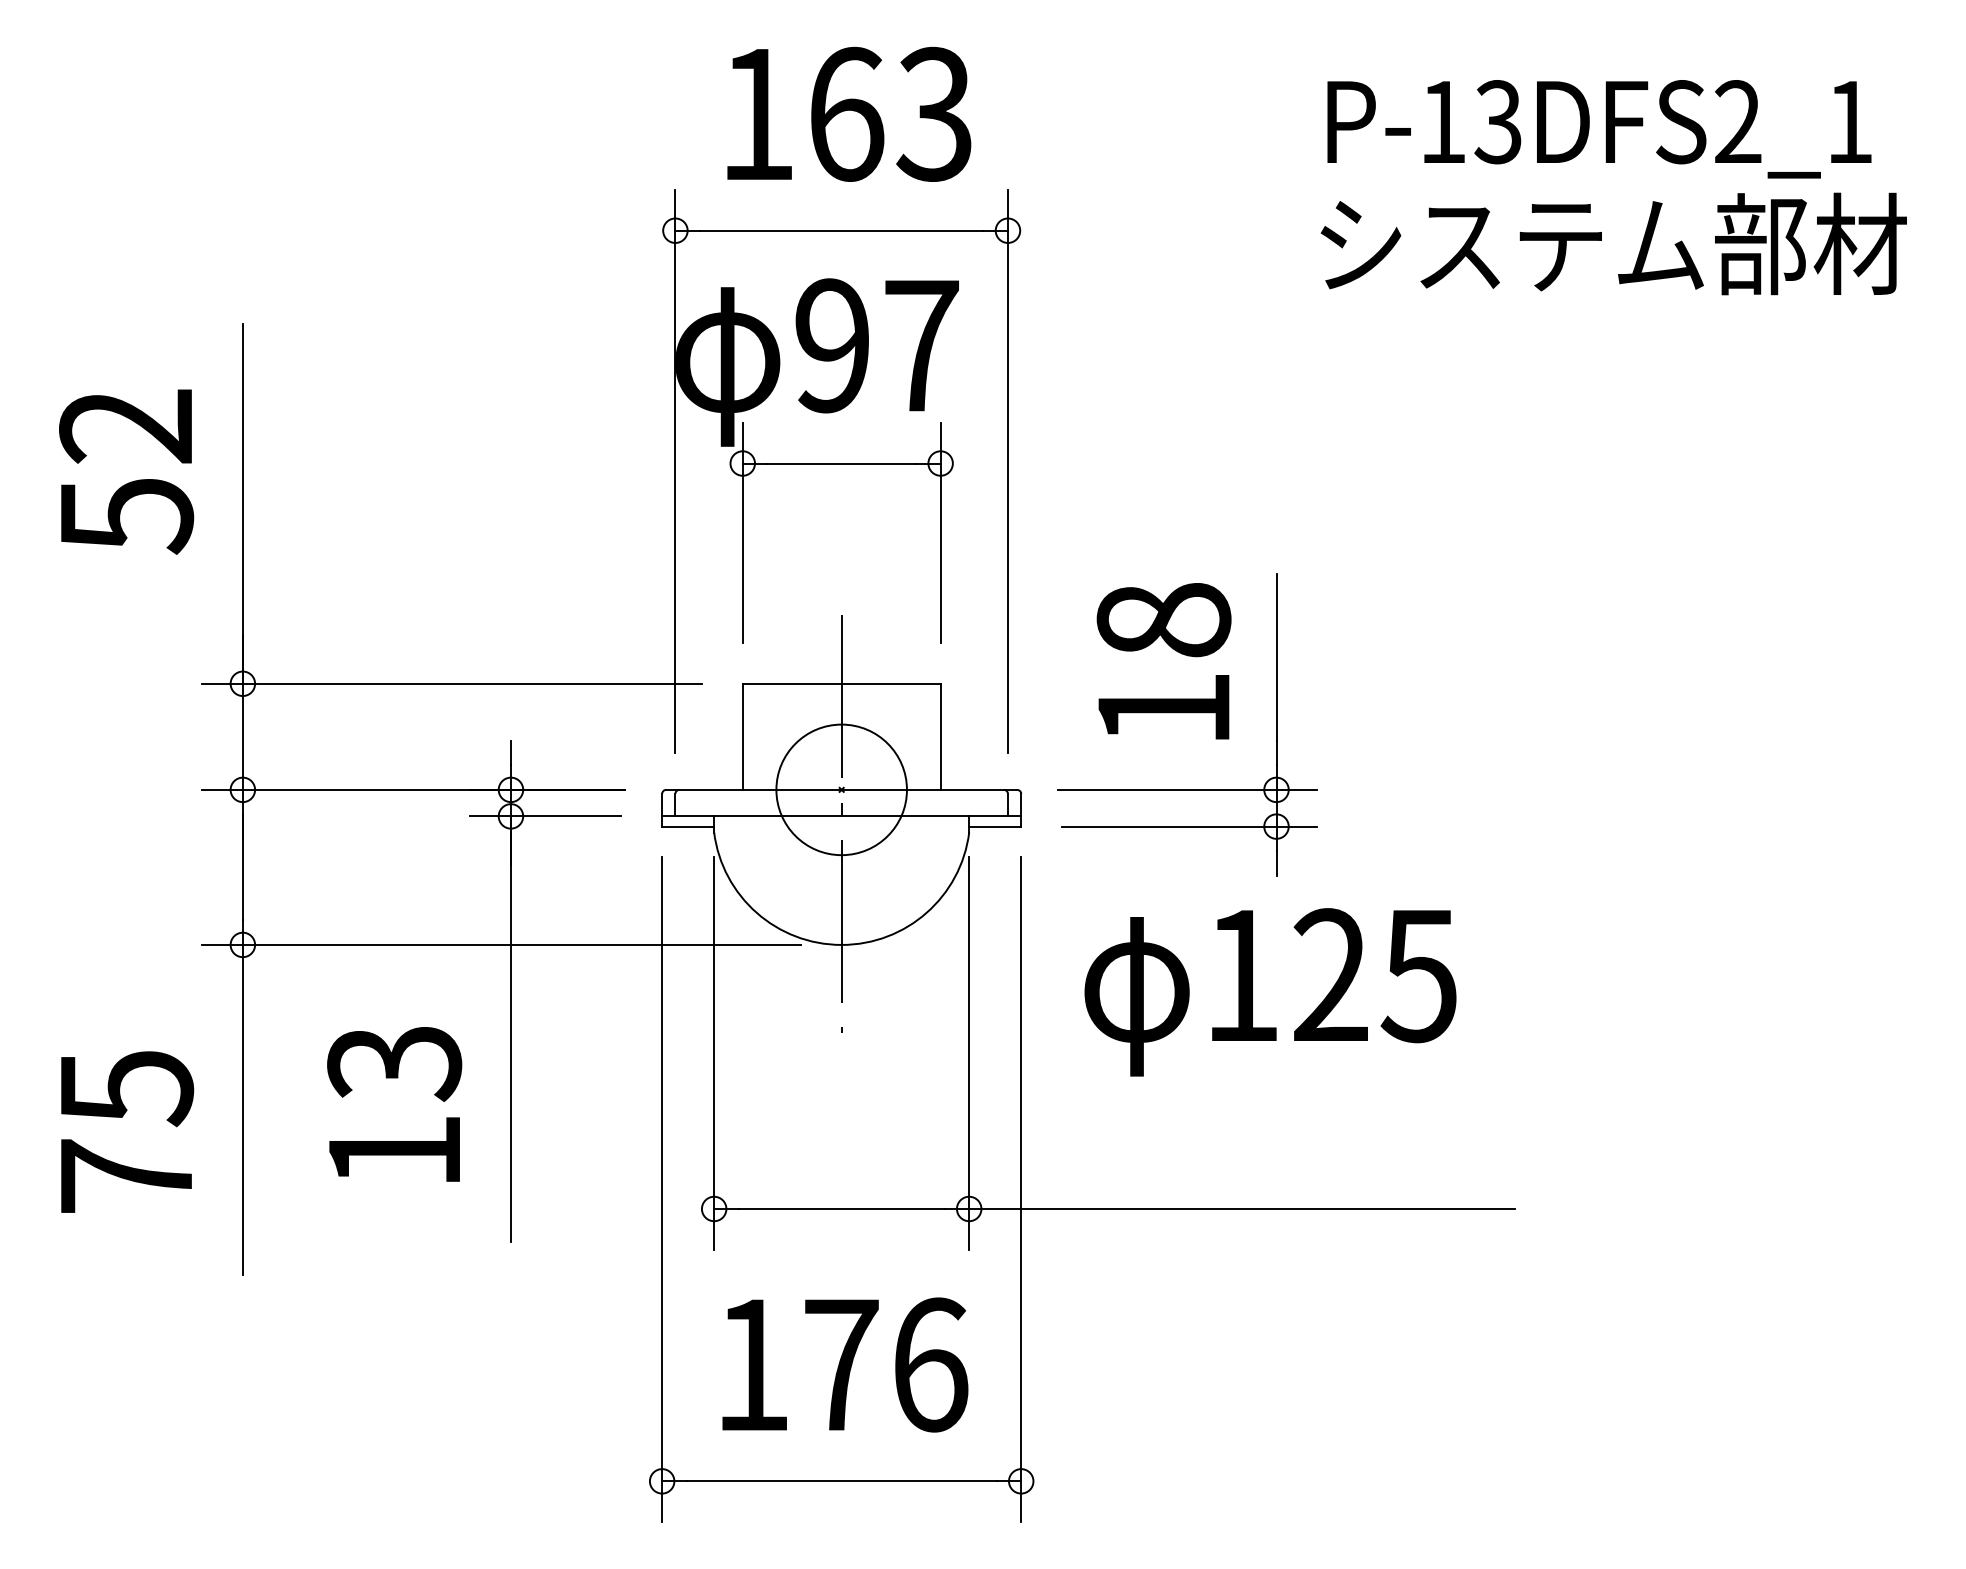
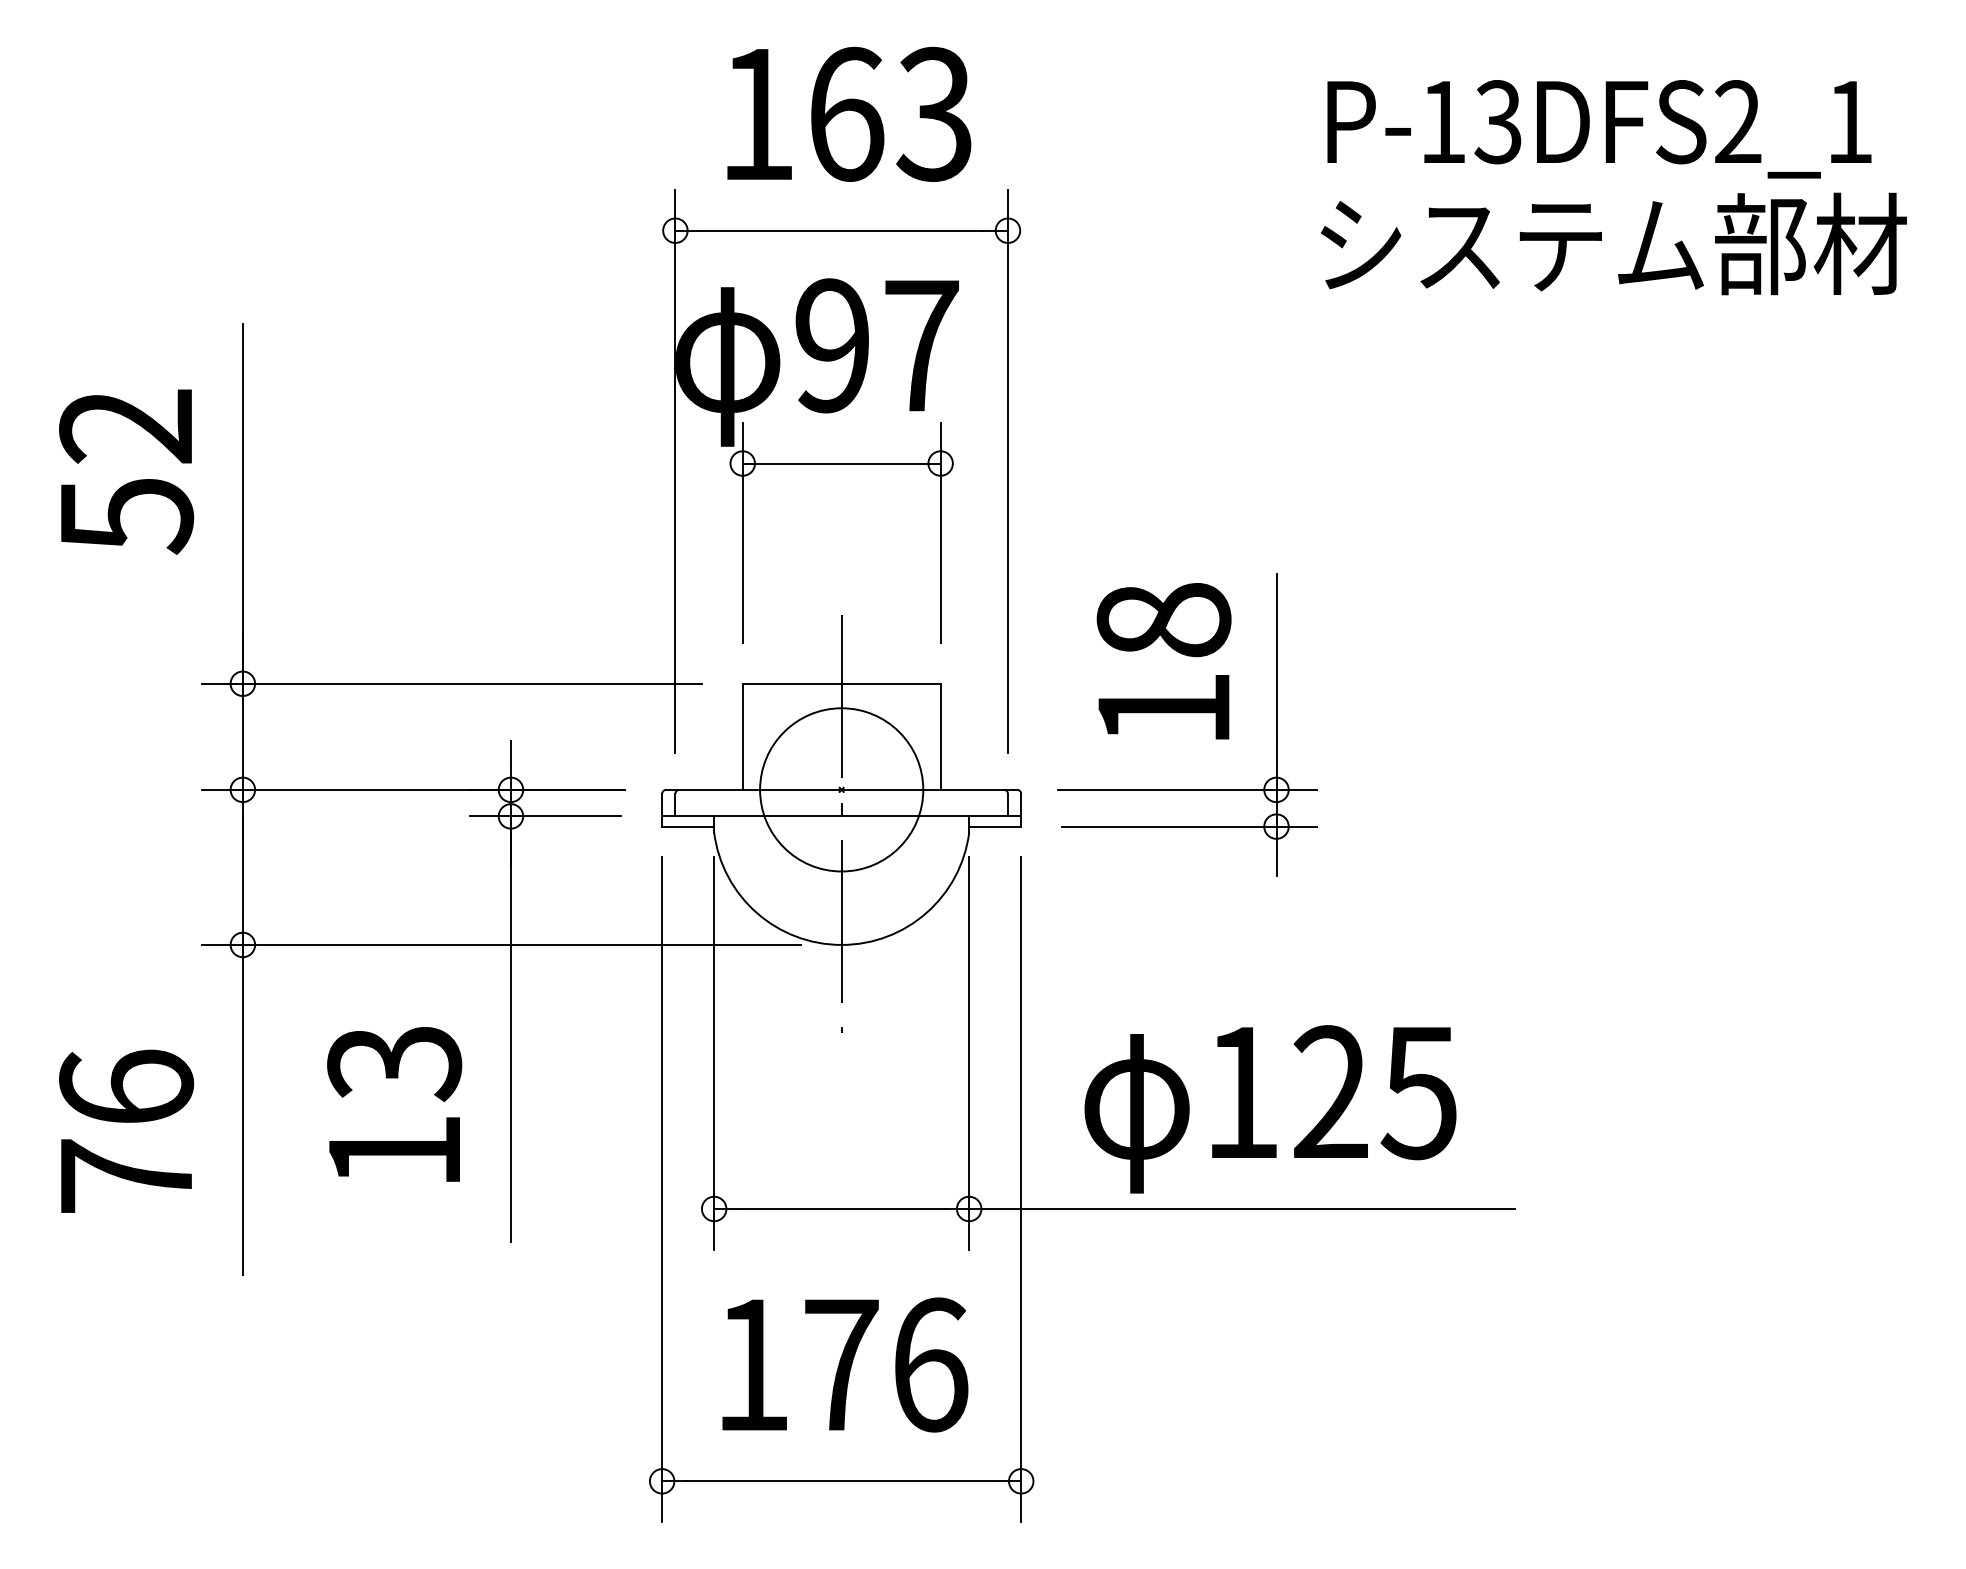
circle diameter: 131 px -> 163 px (841, 789)
text position: (1270, 992) -> (1270, 1109) (1270, 1109)
text: 75 -> 76 (126, 1088)
